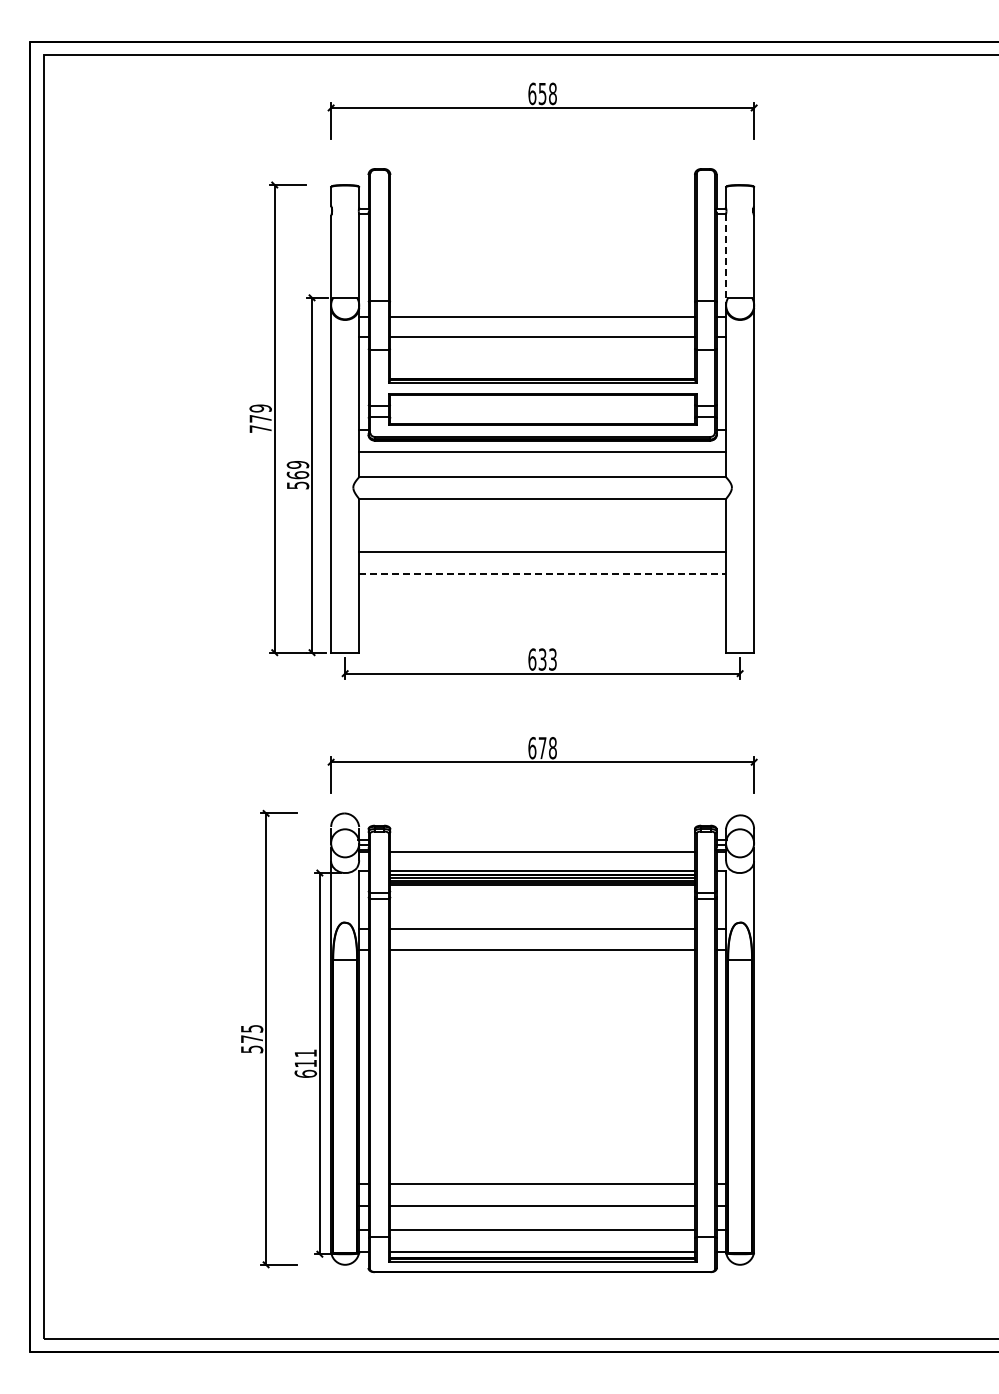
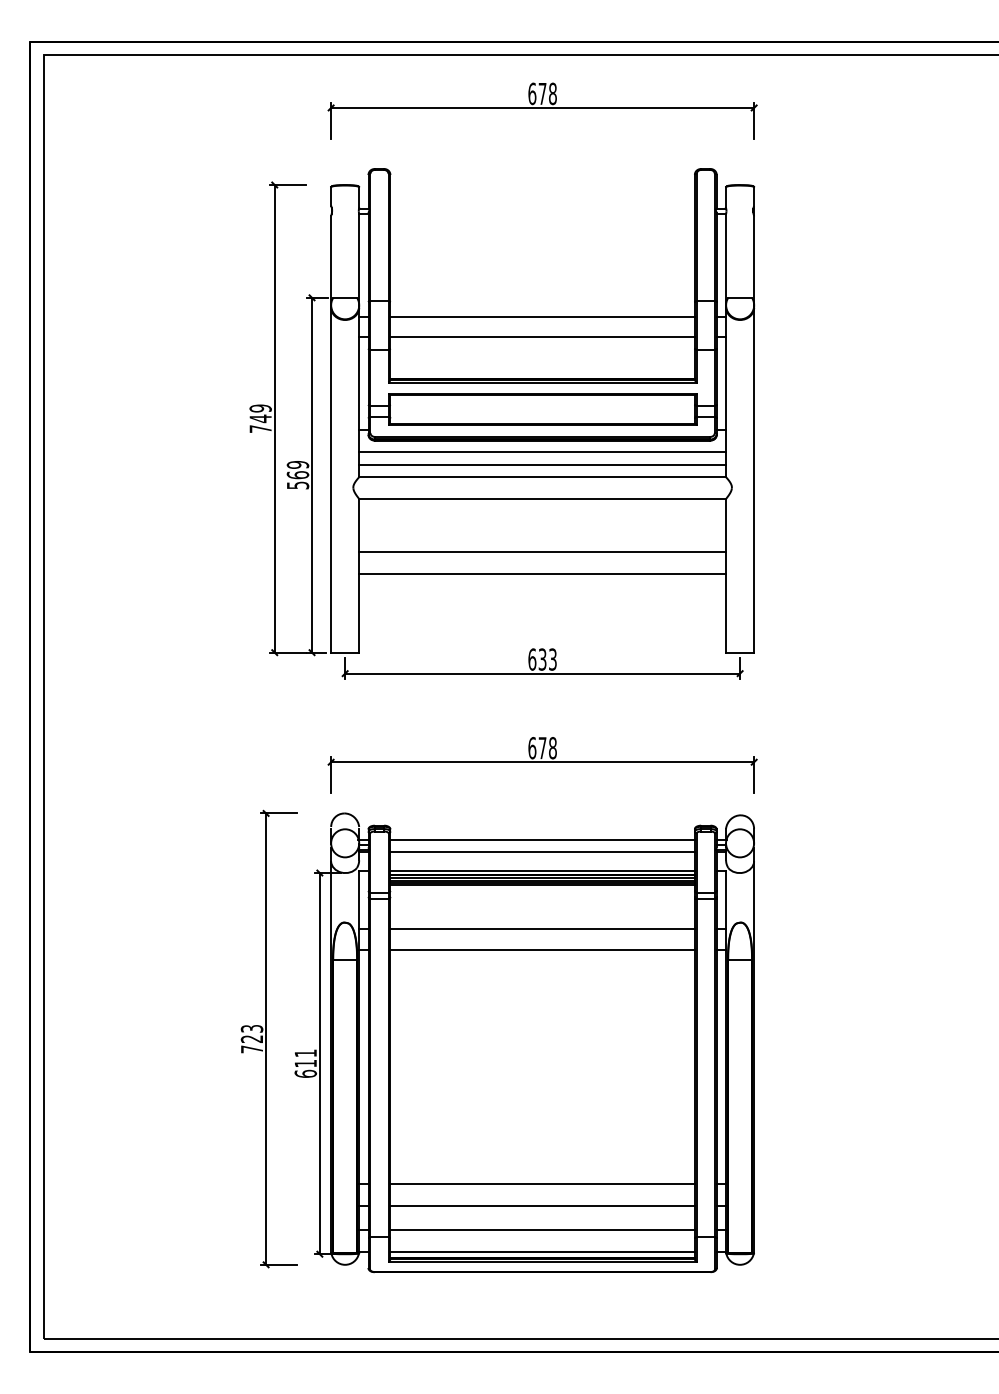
text: 658 -> 678 (542, 94)
line: dashed -> solid (726, 260)
text: 779 -> 749 (260, 418)
line: none -> present (542, 465)
line: dashed -> solid (543, 574)
line: none -> present (542, 840)
text: 575 -> 723 (251, 1039)
